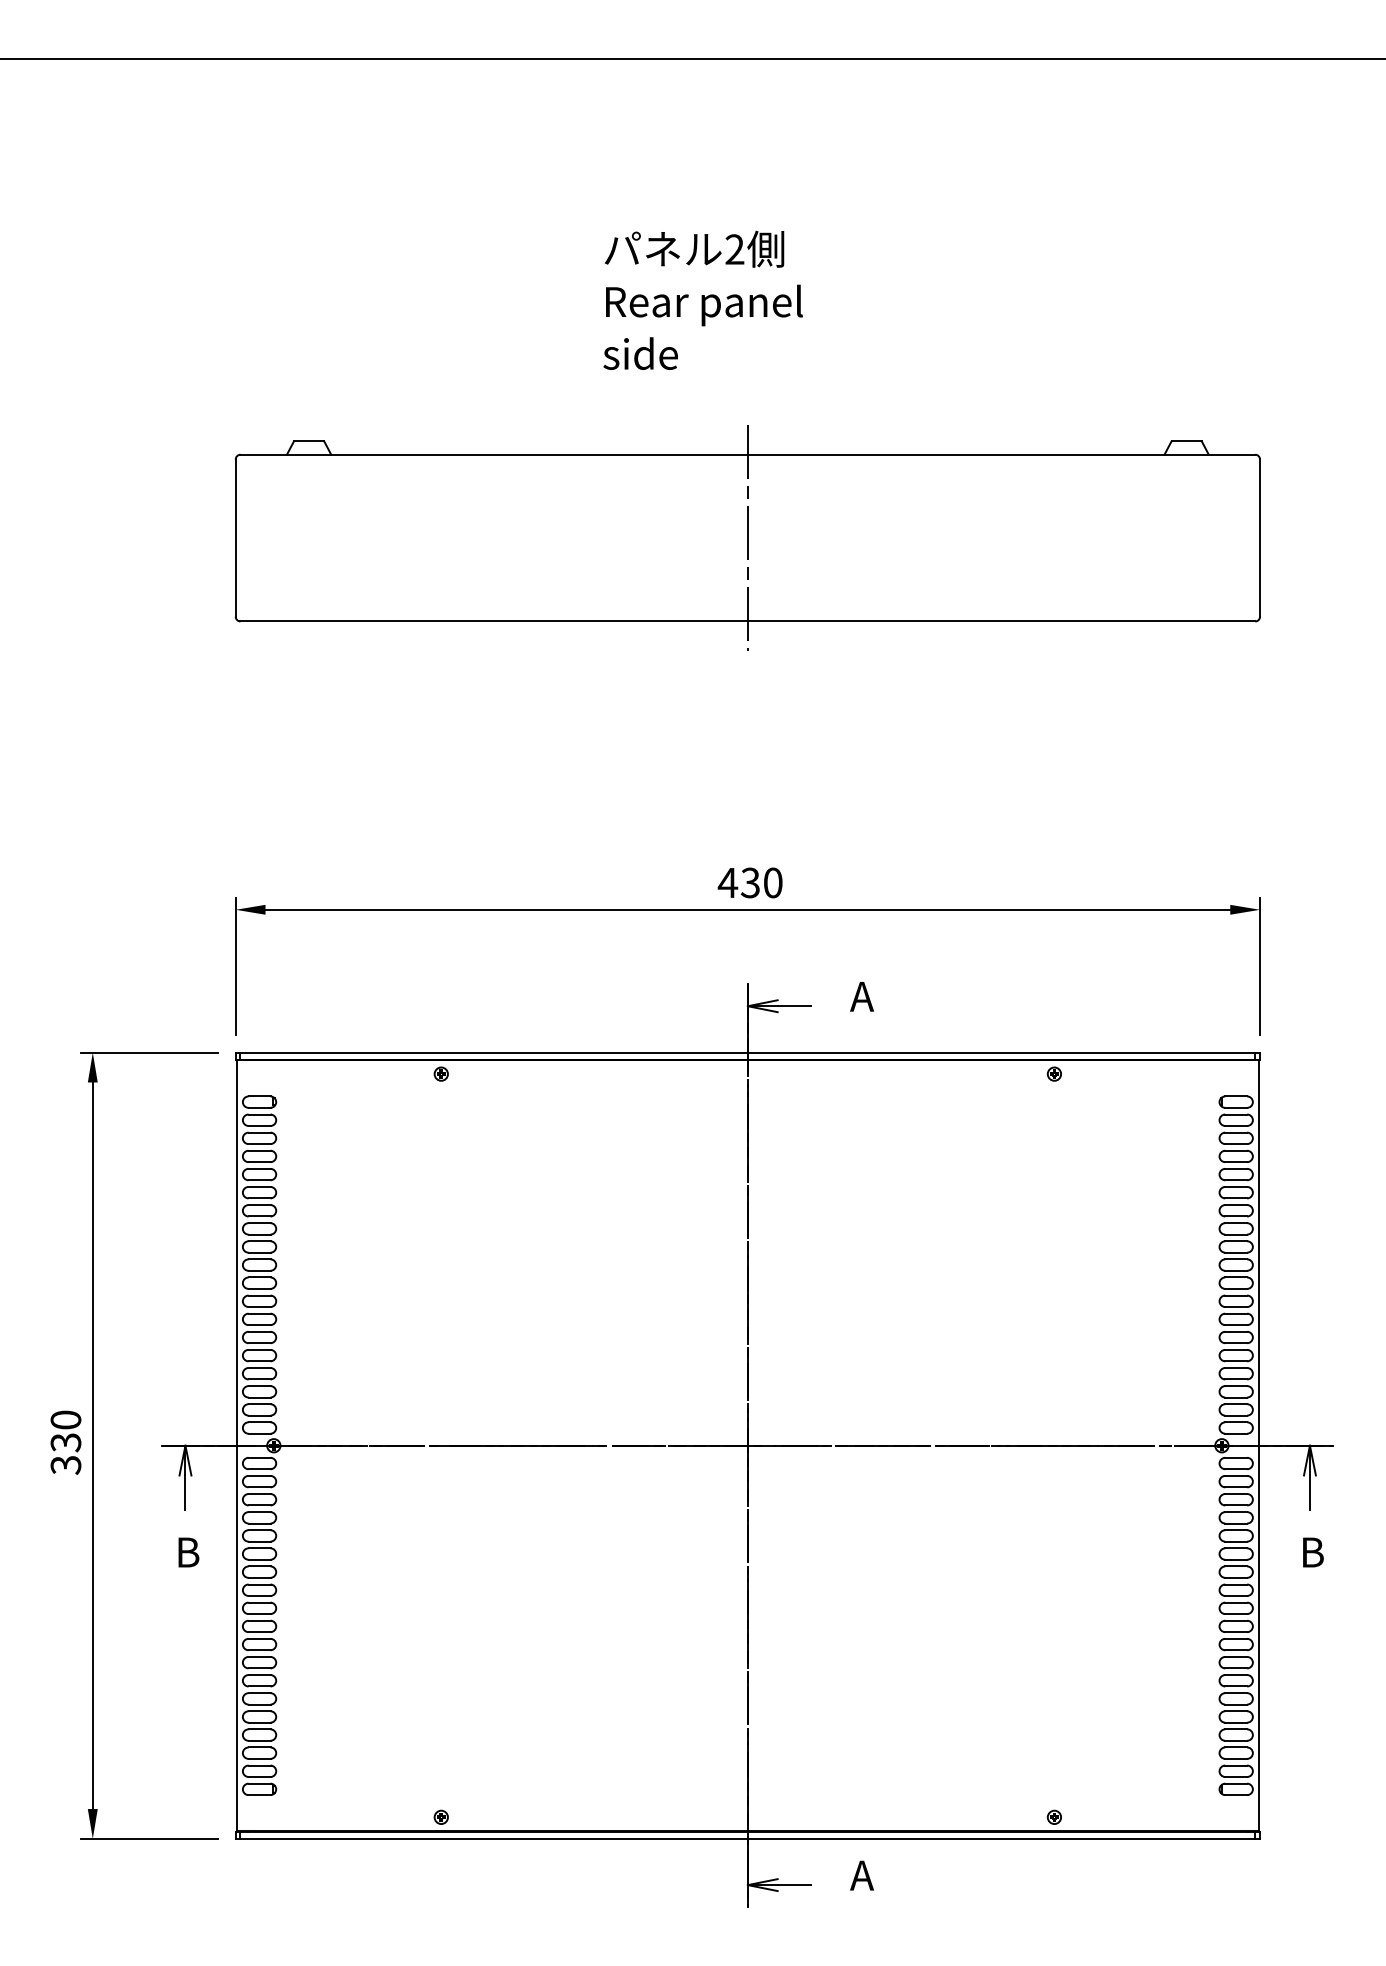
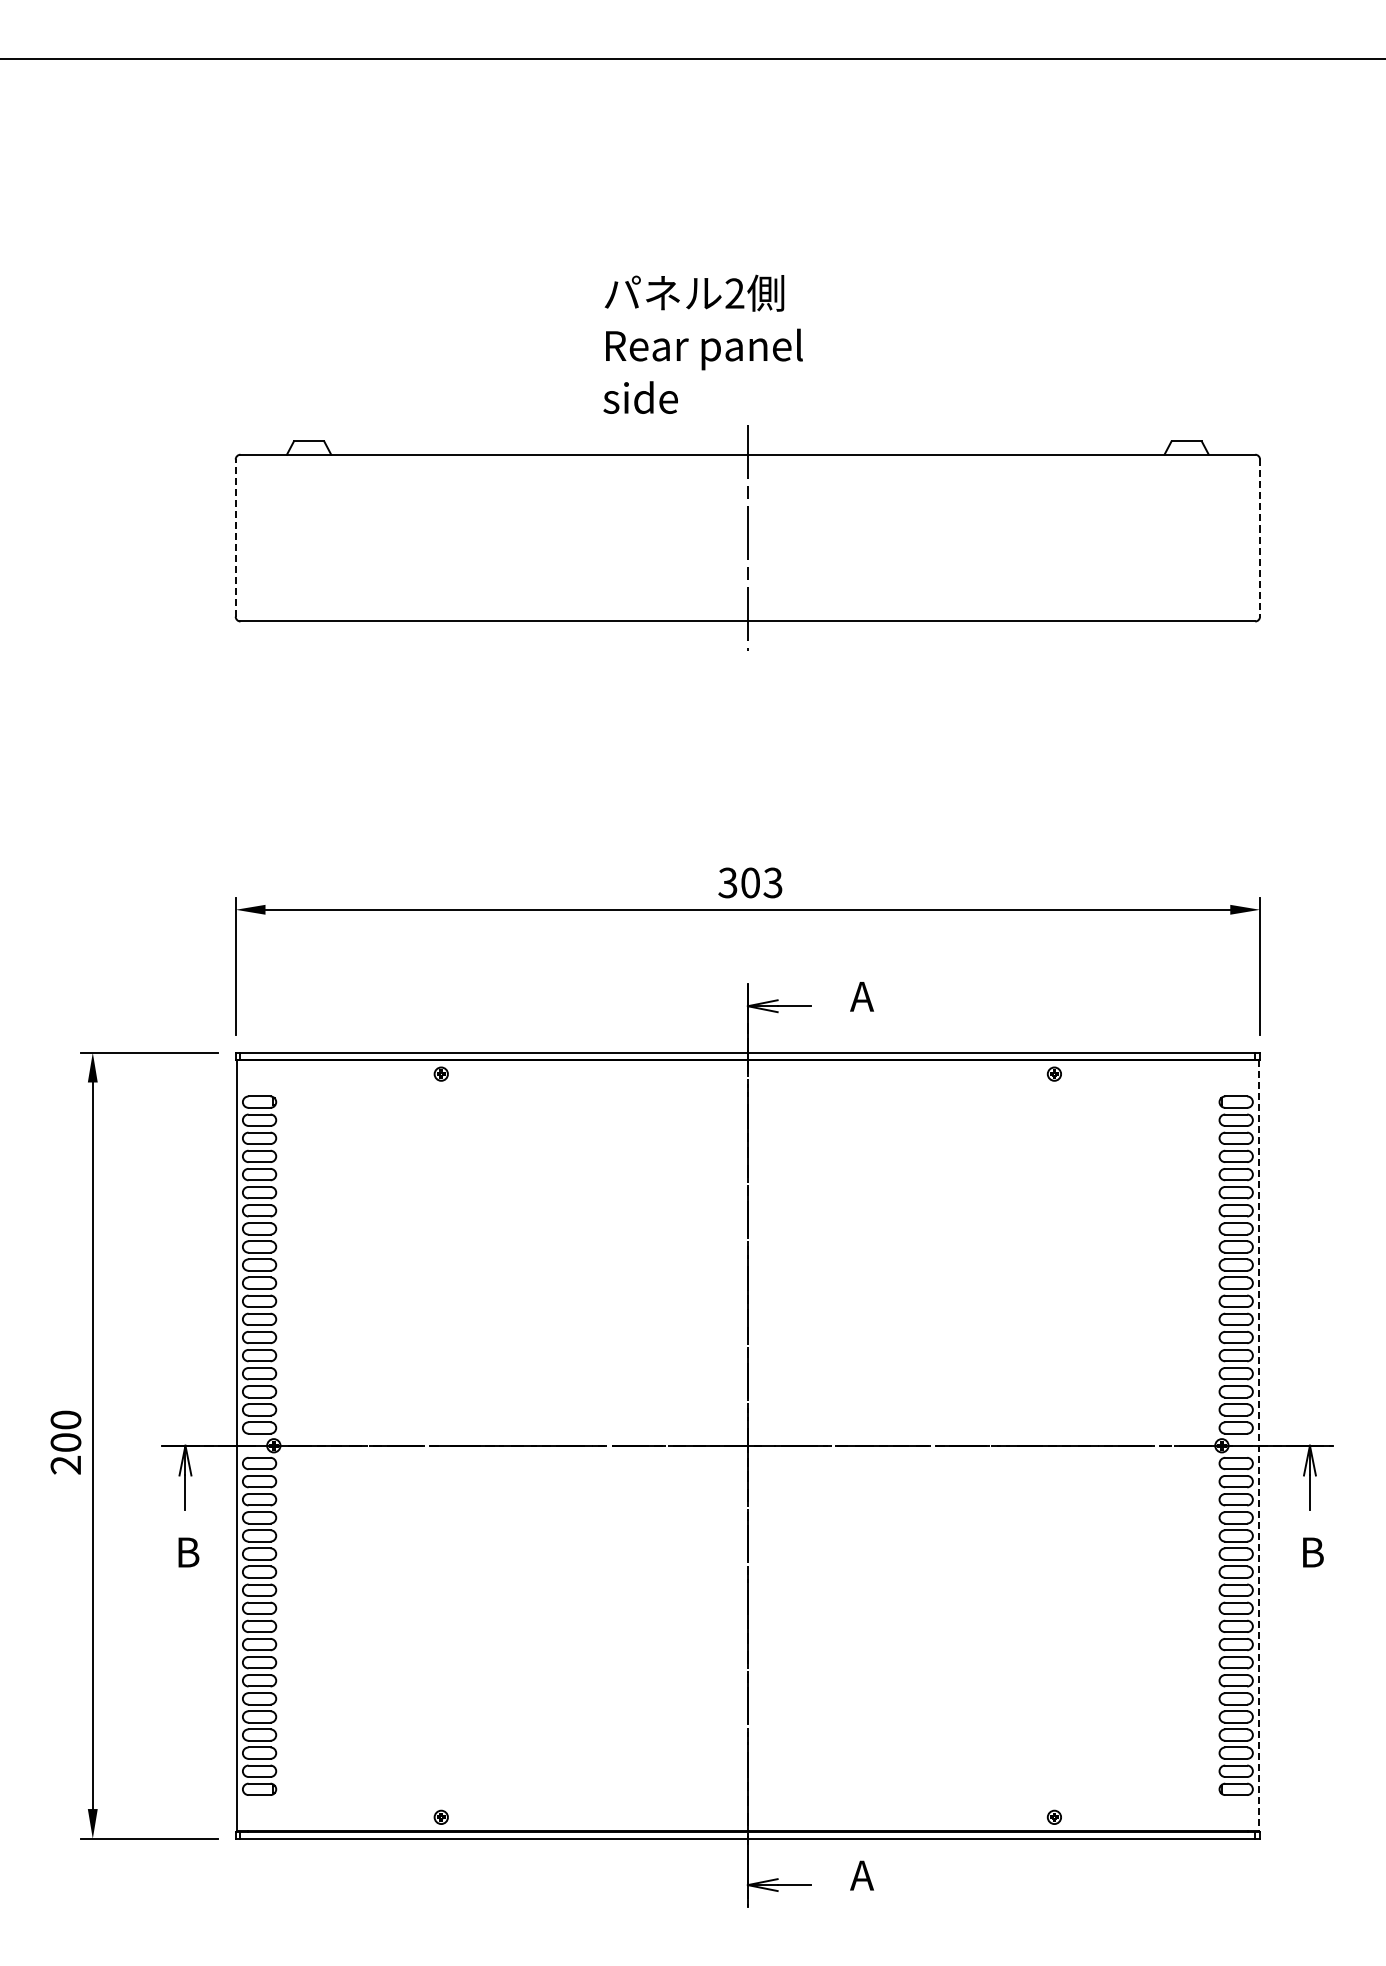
text position: (702, 299) -> (702, 343) (702, 343)
line: solid -> dashed (235, 538)
line: solid -> dashed (1260, 538)
text: 430 -> 303 (749, 882)
line: solid -> dashed (1258, 1446)
text: 330 -> 200 (65, 1453)
